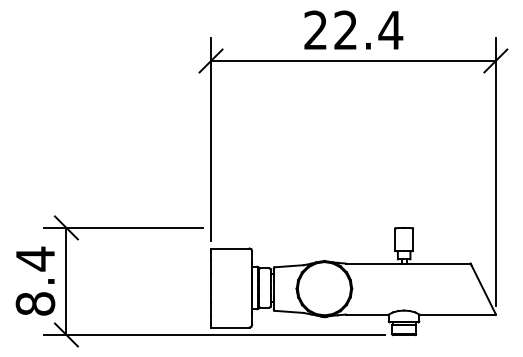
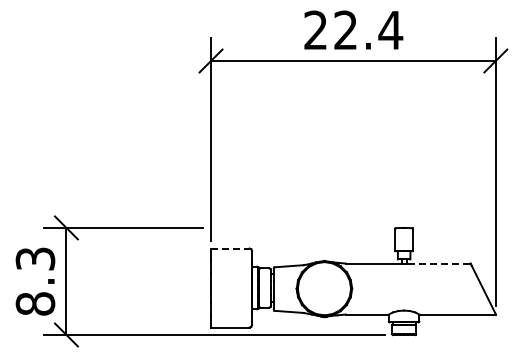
line: solid -> dashed (230, 248)
text: 8.4 -> 8.3 (35, 258)
line: solid -> dashed (438, 263)
